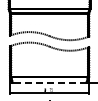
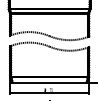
line: dashed -> solid (49, 82)
